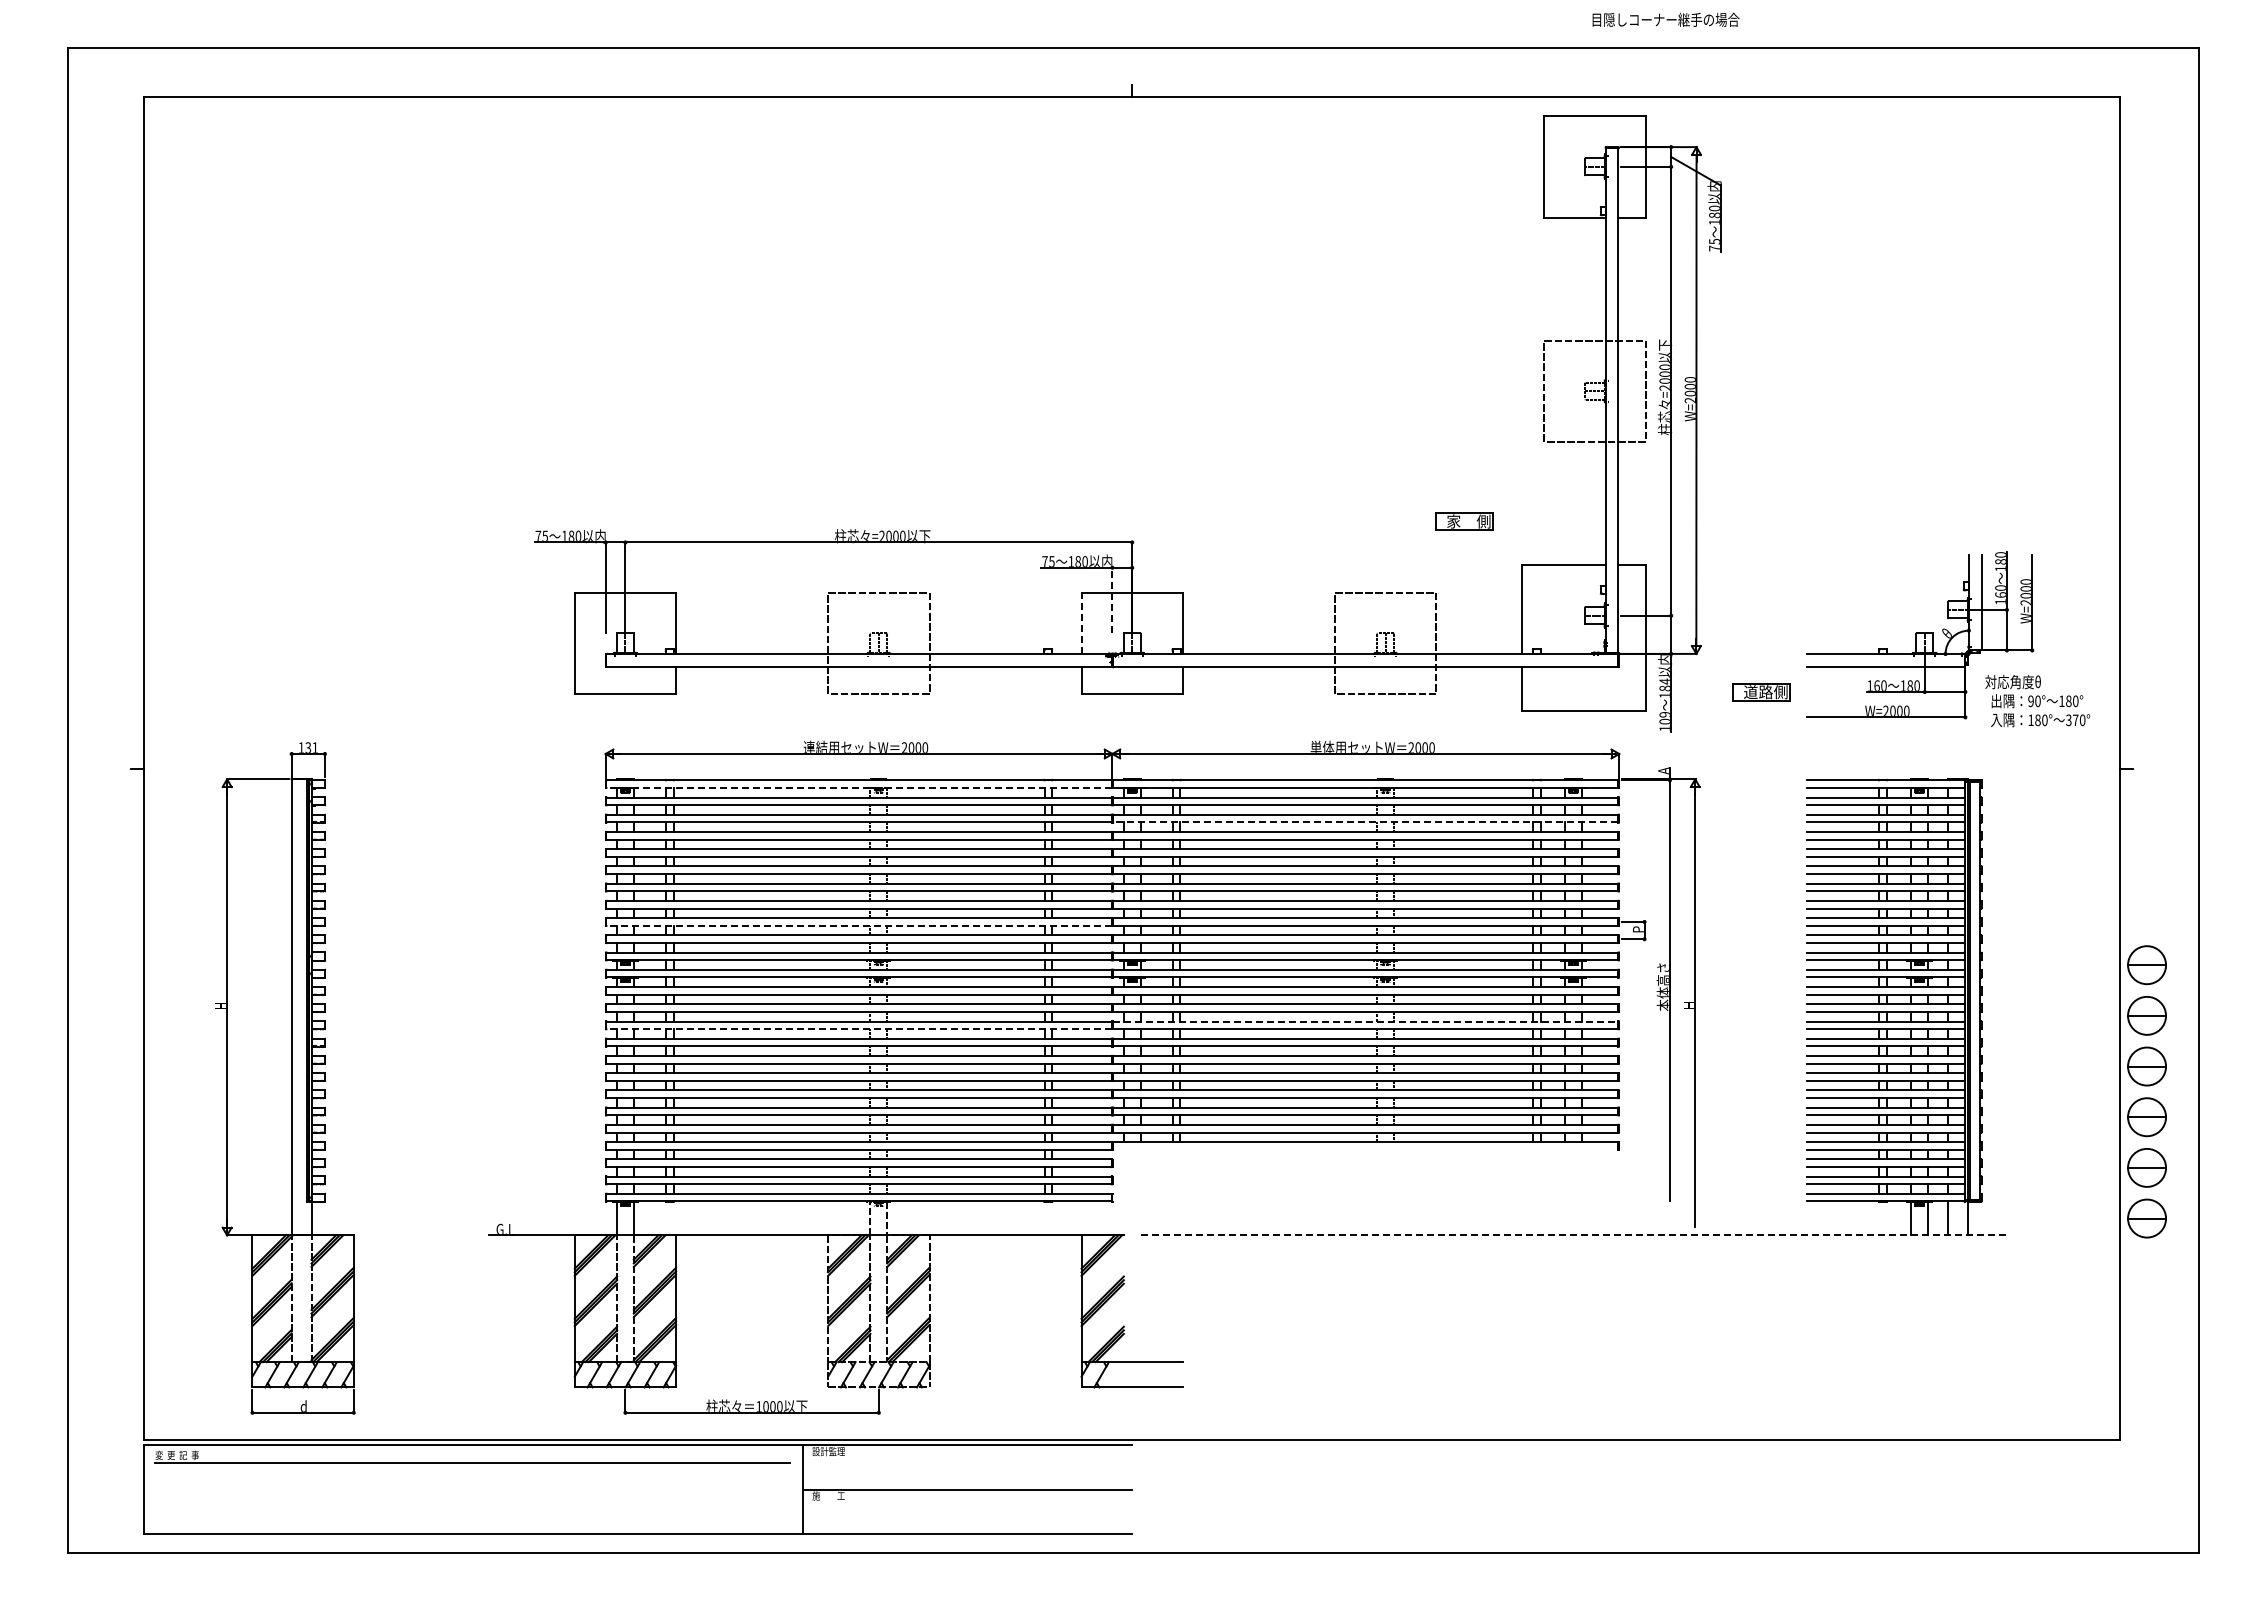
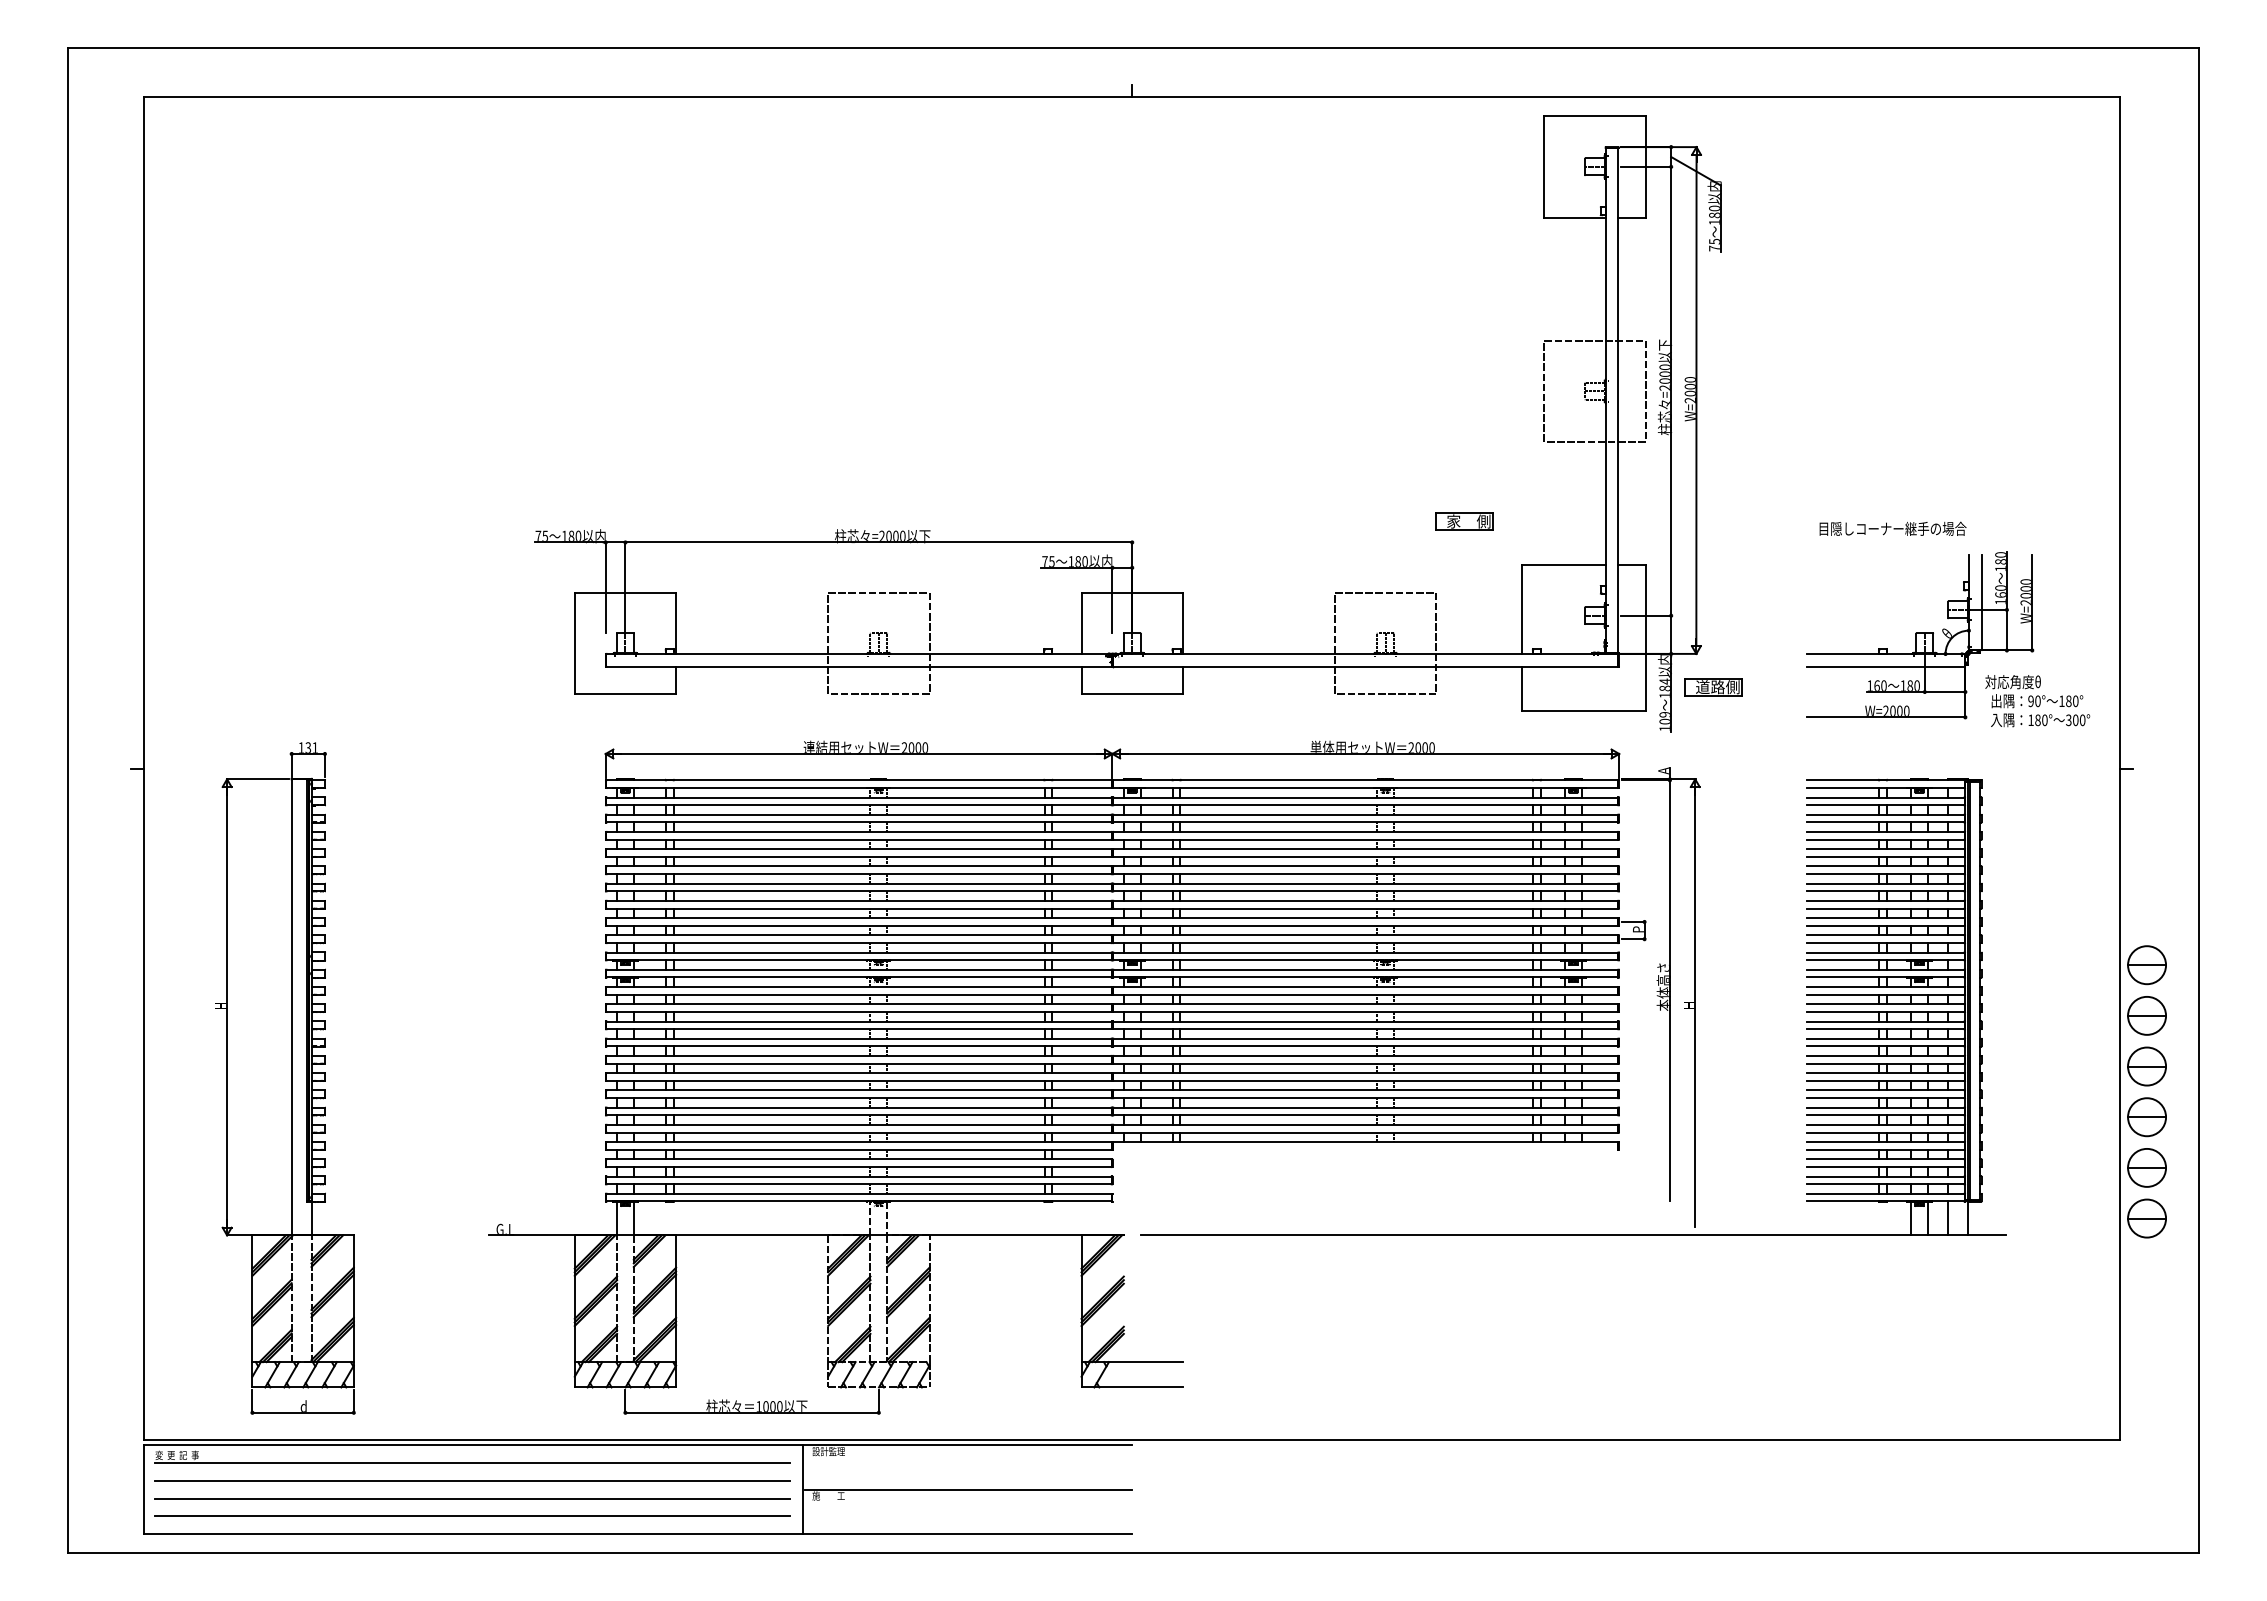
text position: (1665, 19) -> (1892, 528) (1892, 528)
line: dashed -> solid (1112, 600)
line: dashed -> solid (1081, 623)
part position: (1761, 692) -> (1713, 687) (1713, 687)
text: 370° -> 300° (2075, 720)
line: dashed -> solid (859, 787)
line: dashed -> solid (1365, 822)
line: dashed -> solid (859, 925)
line: dashed -> solid (1365, 1021)
line: dashed -> solid (859, 1029)
line: dashed -> solid (1573, 1235)
line: none -> present (472, 1480)
line: none -> present (472, 1498)
line: none -> present (472, 1516)
